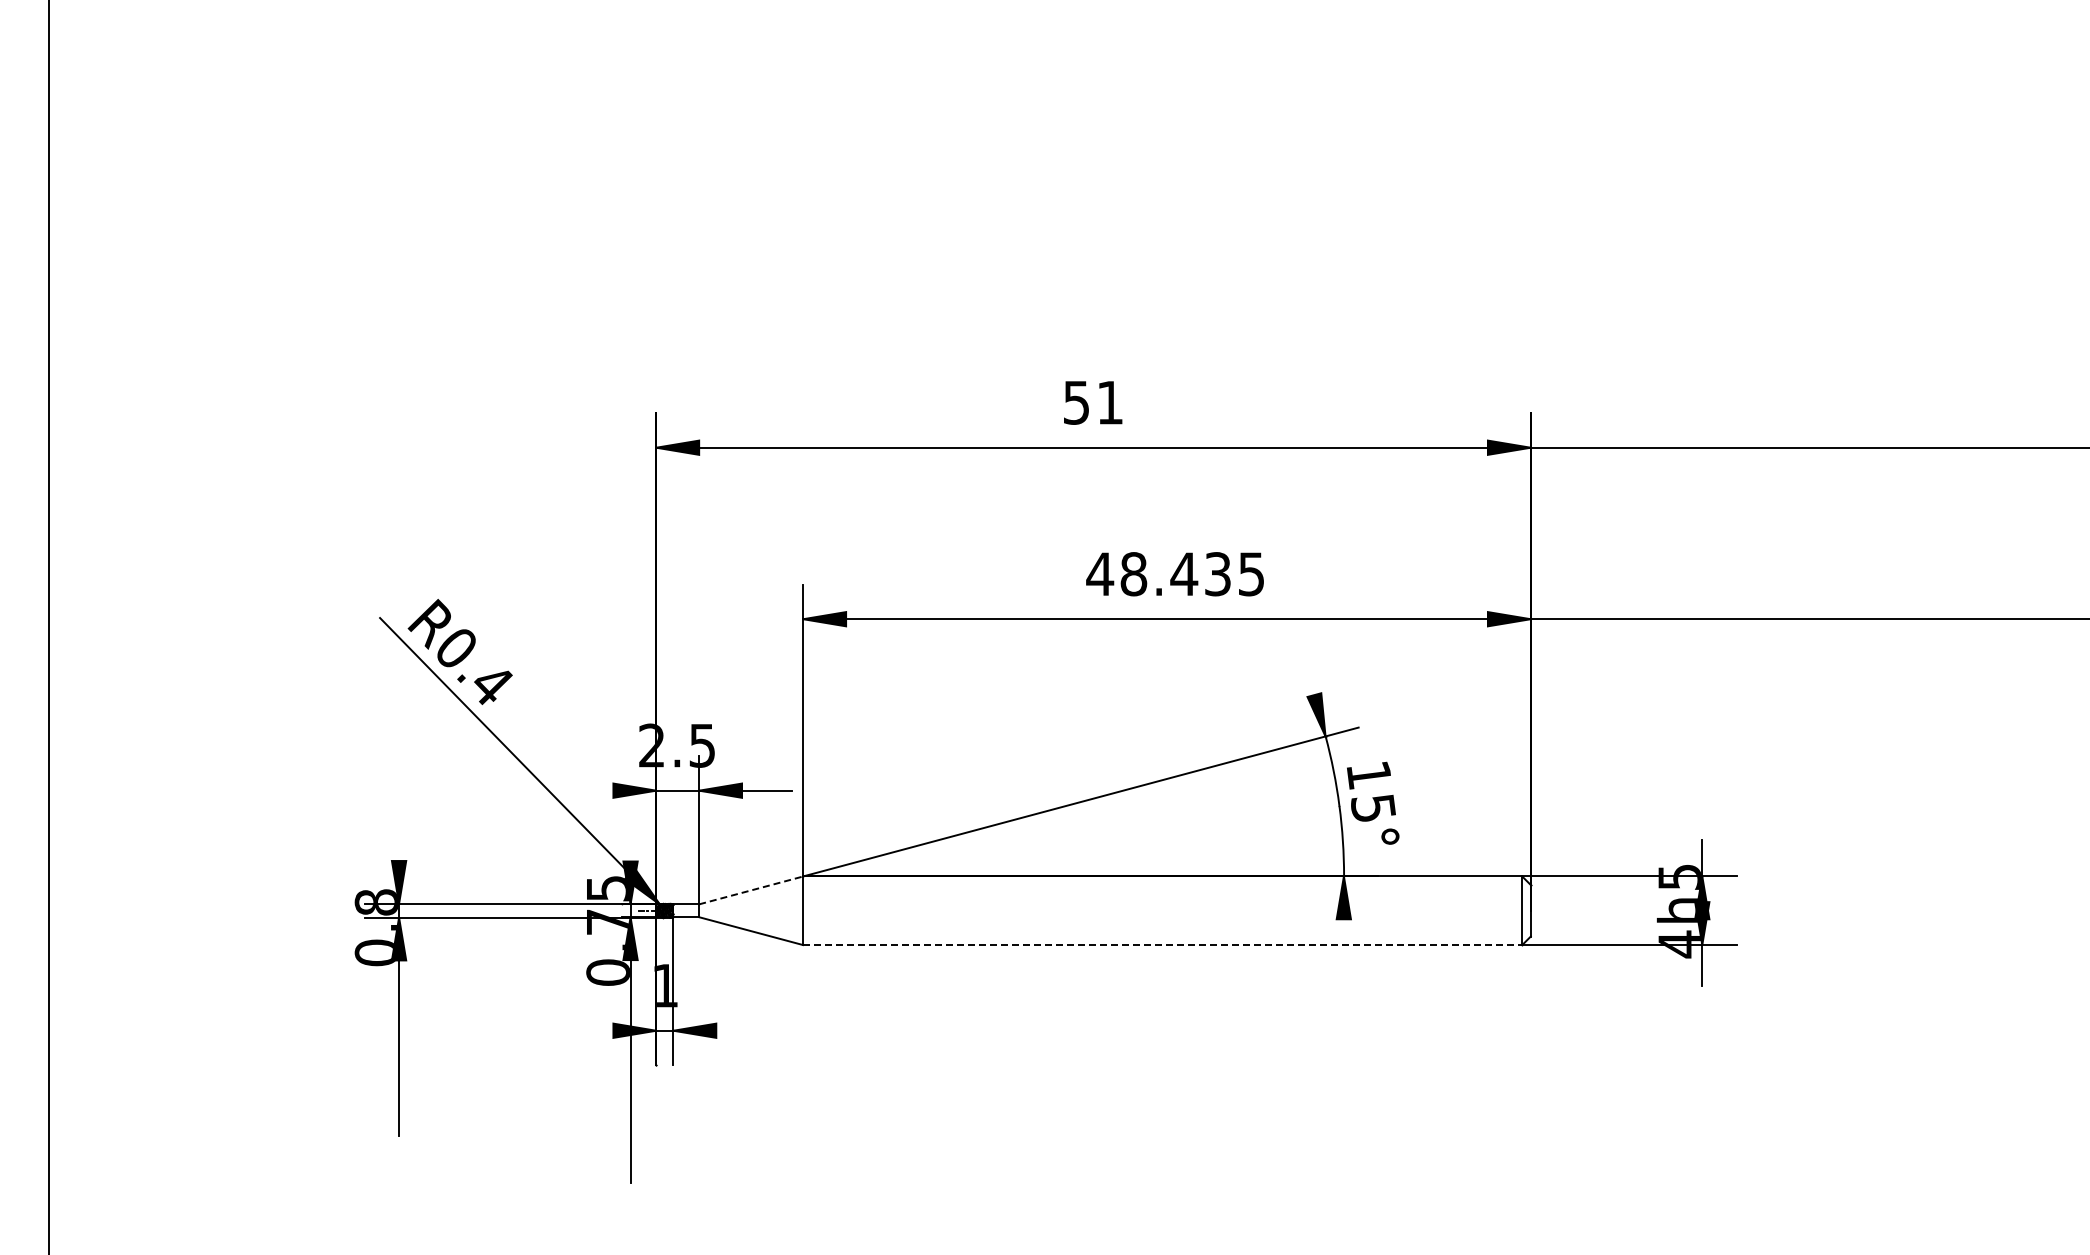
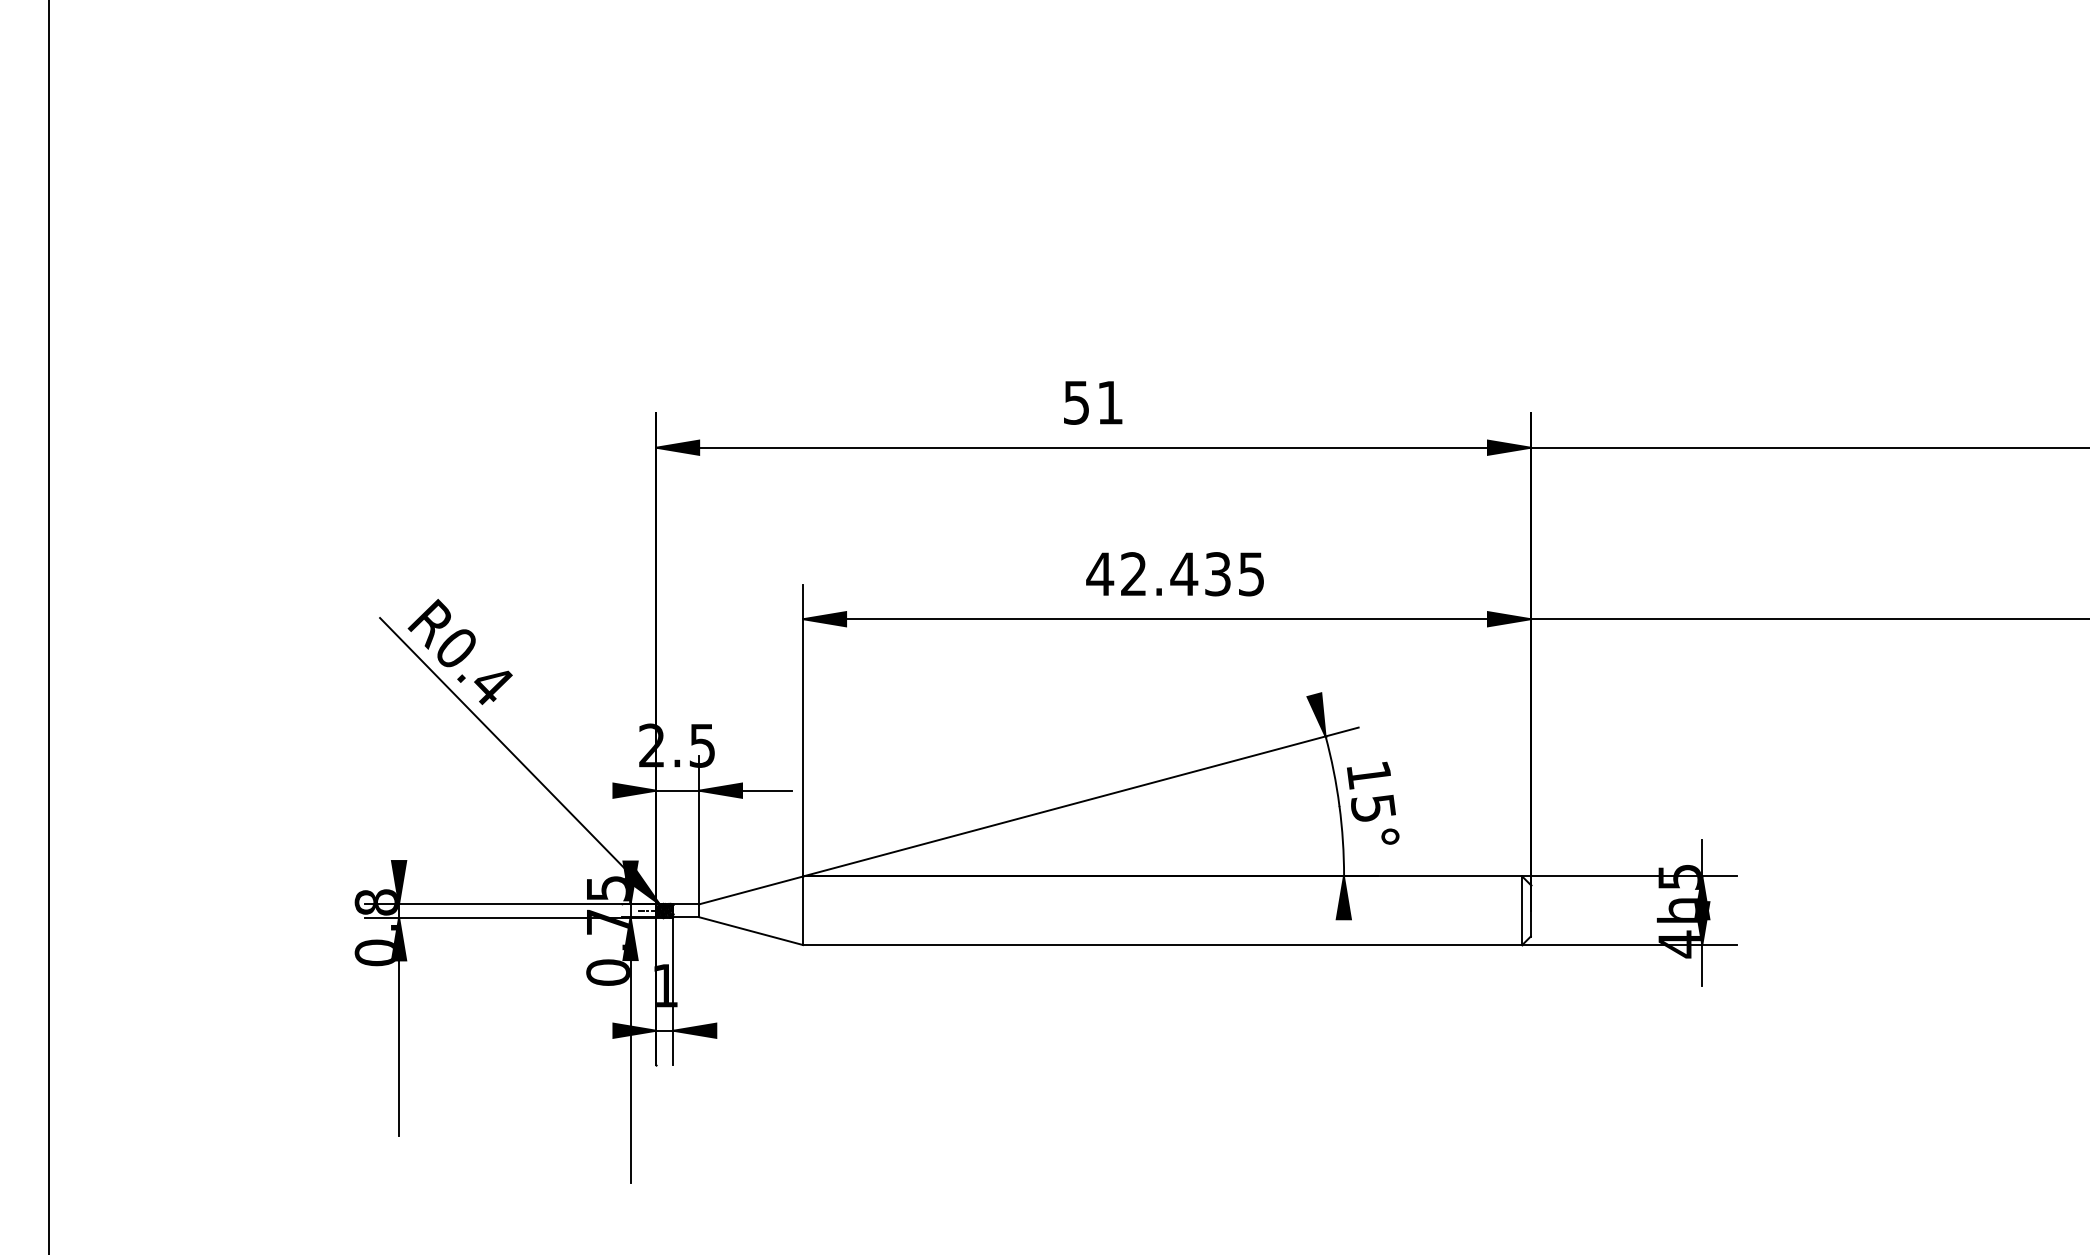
text: 48.435 -> 42.435 (1133, 574)
line: dashed -> solid (751, 890)
line: dashed -> solid (1162, 945)
